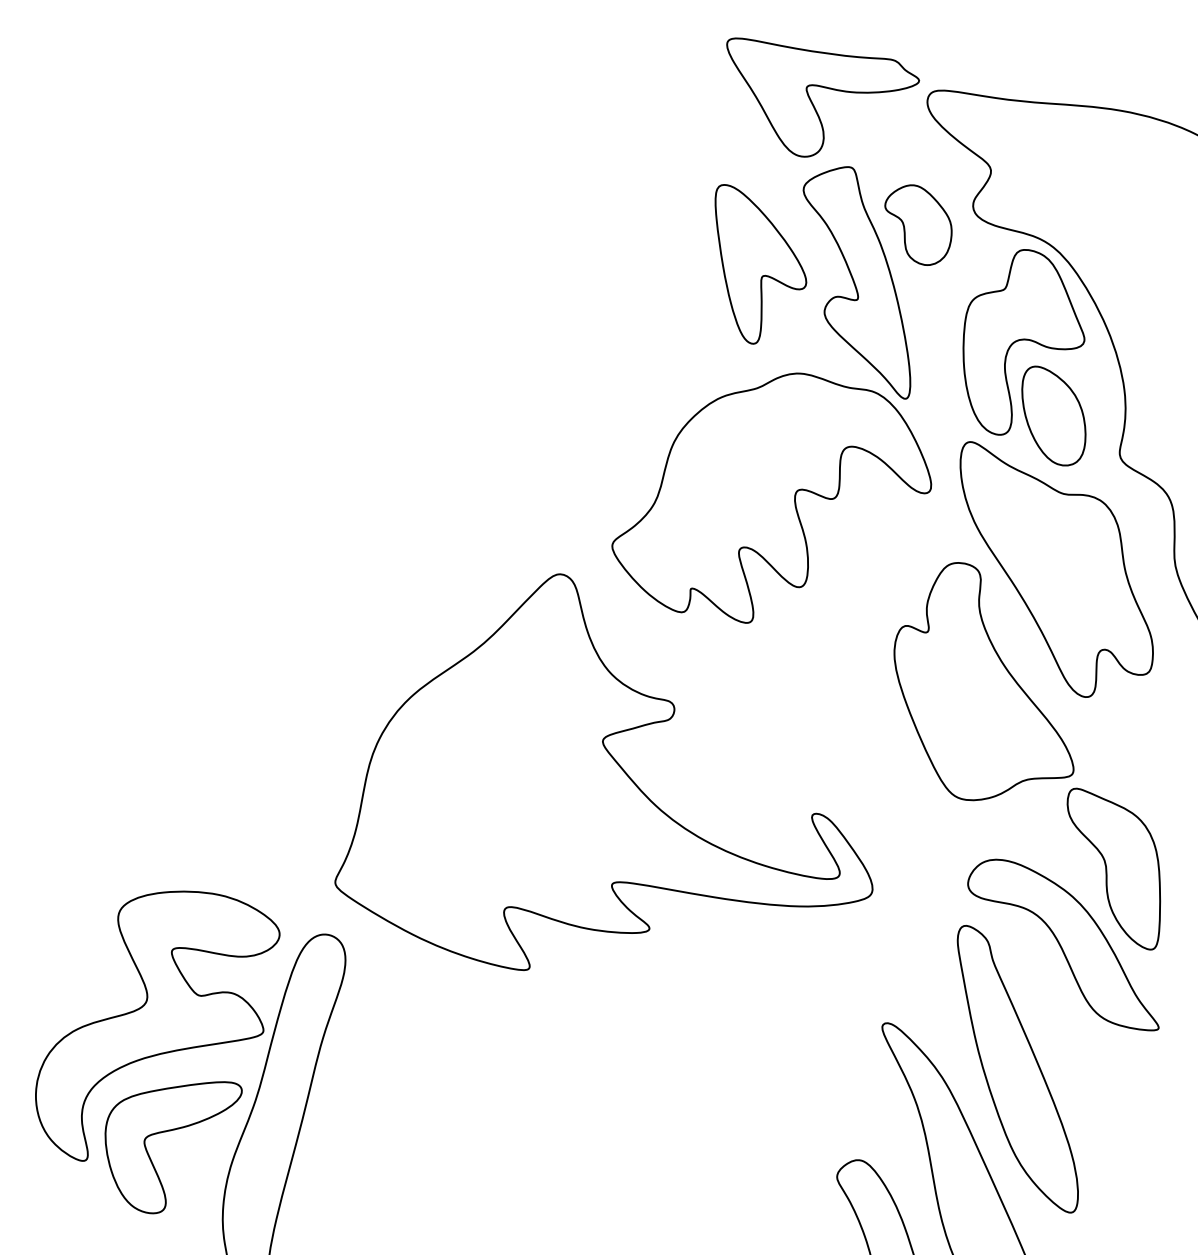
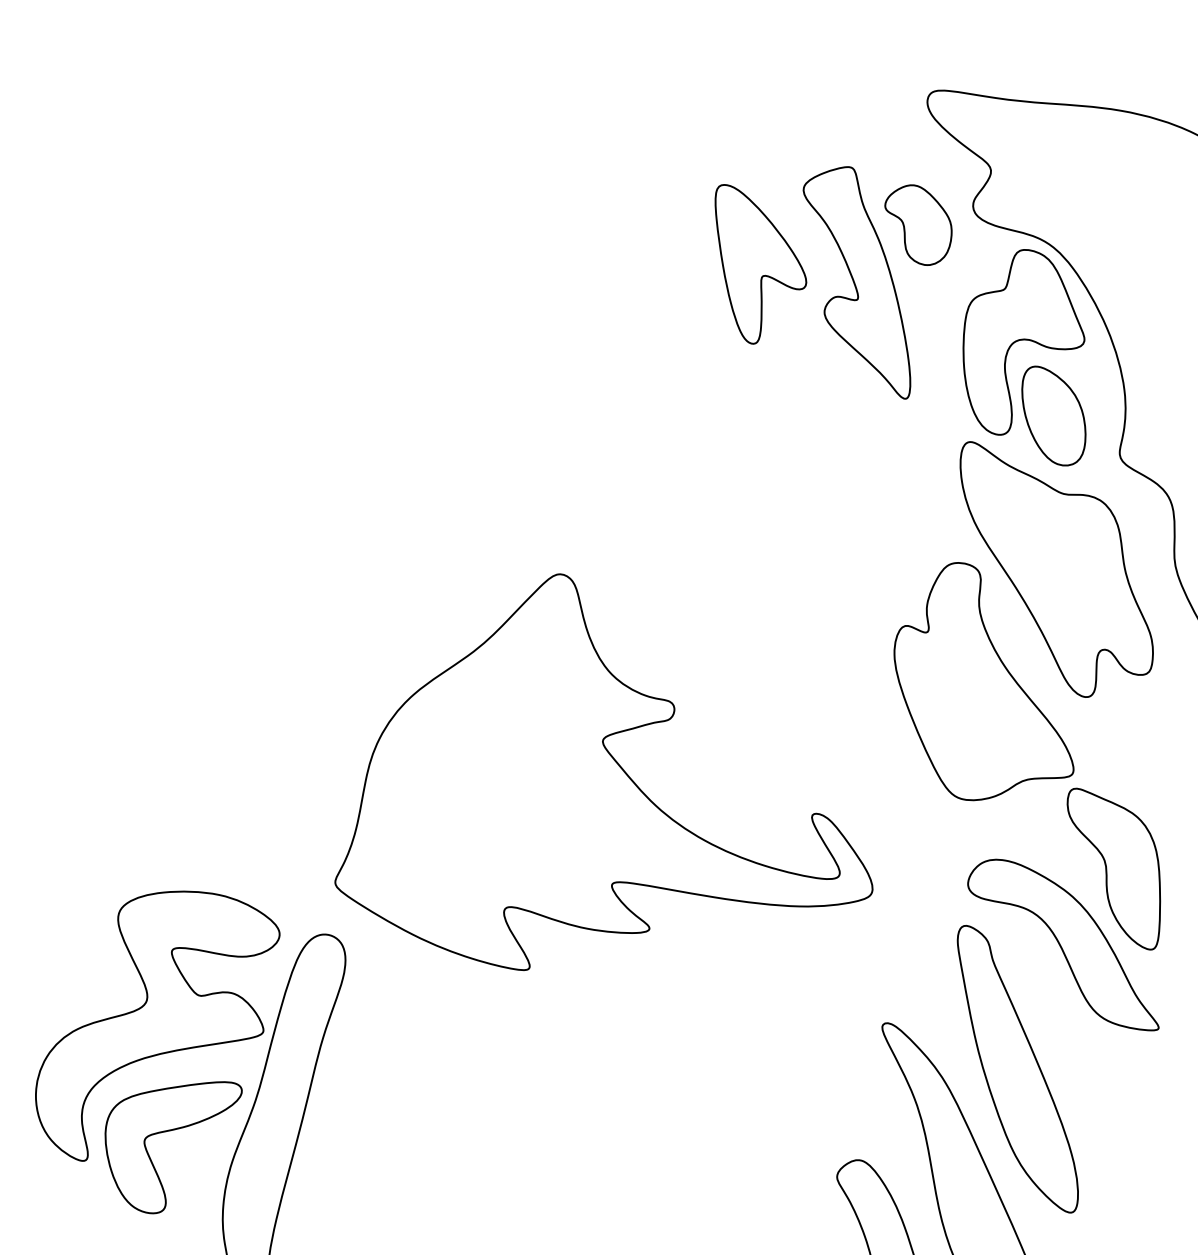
part: present -> none (824, 88)
part: present -> none (771, 497)
